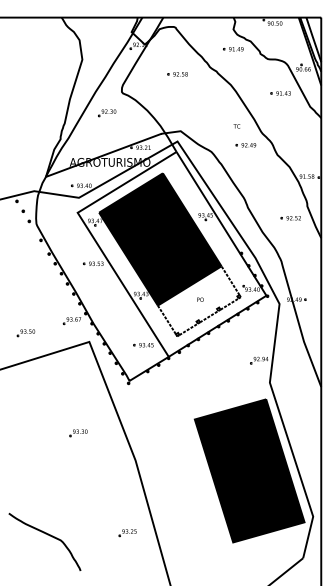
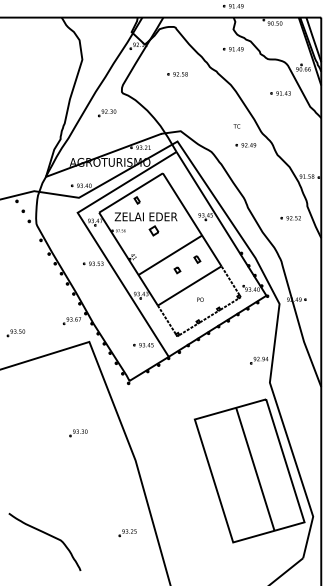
part: none -> present (233, 6)
fill: present -> none (160, 239)
part position: (25, 333) -> (15, 333) (15, 333)
fill: present -> none (249, 470)
